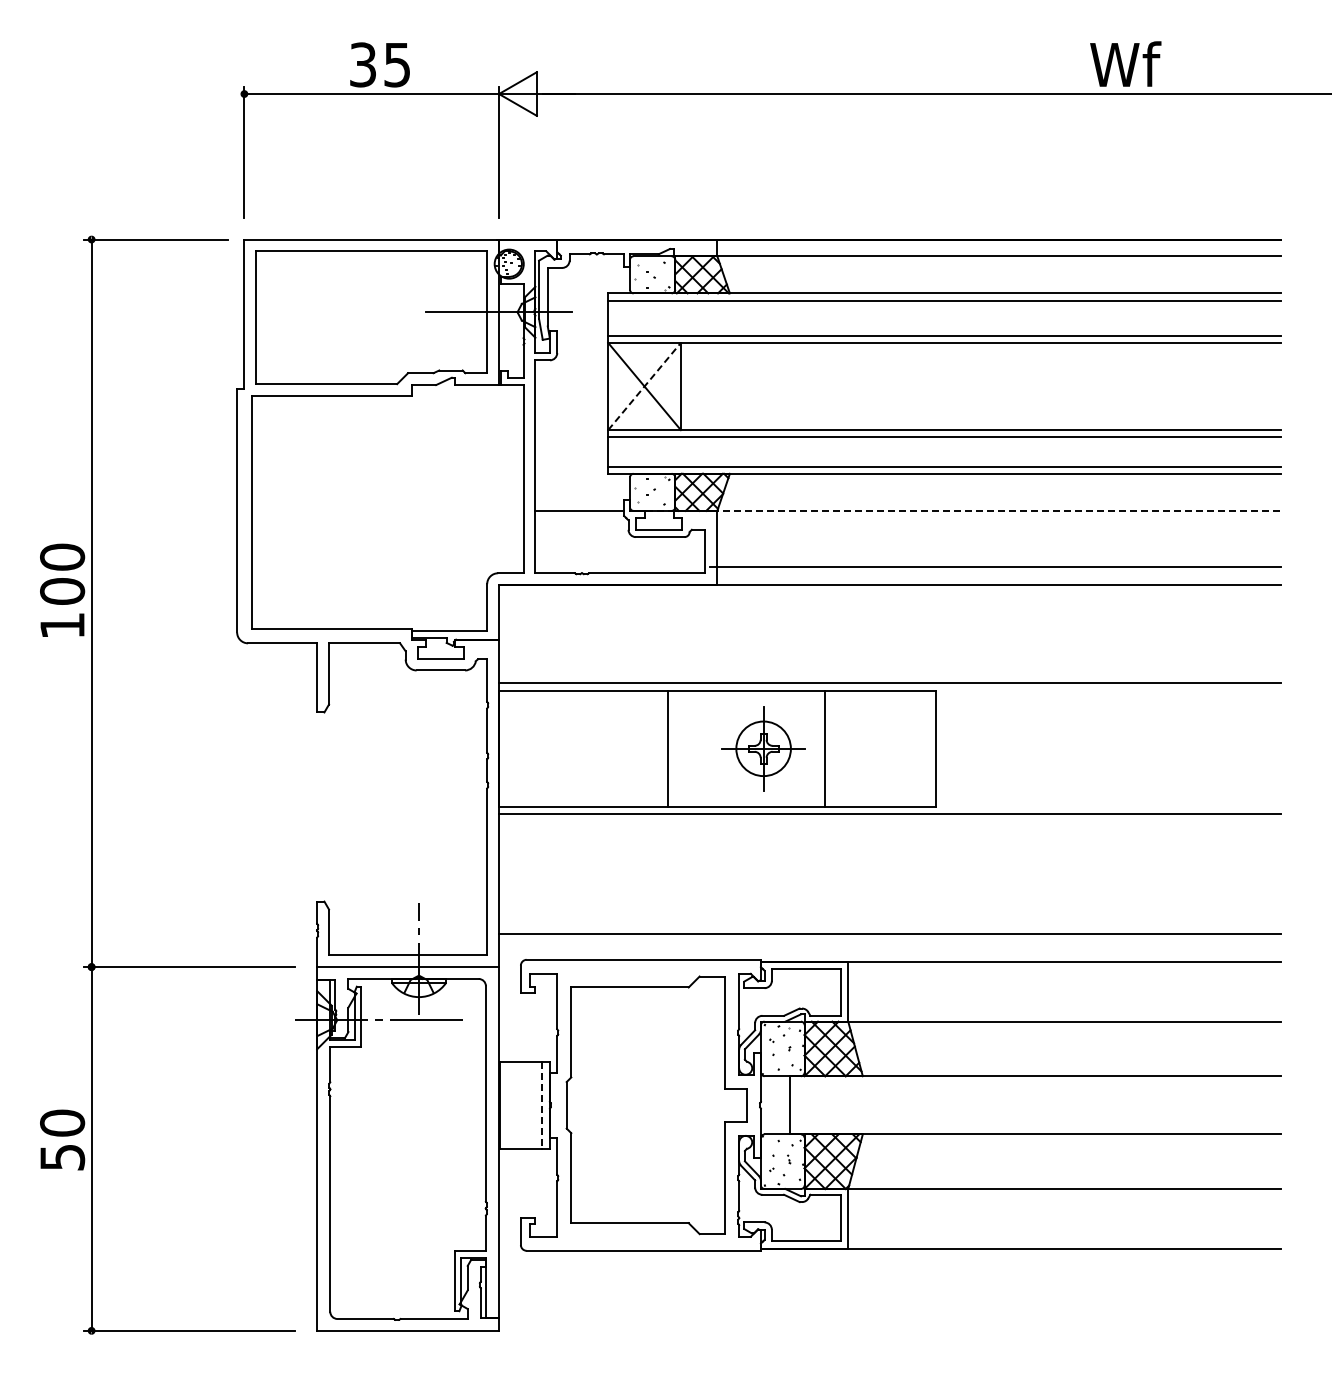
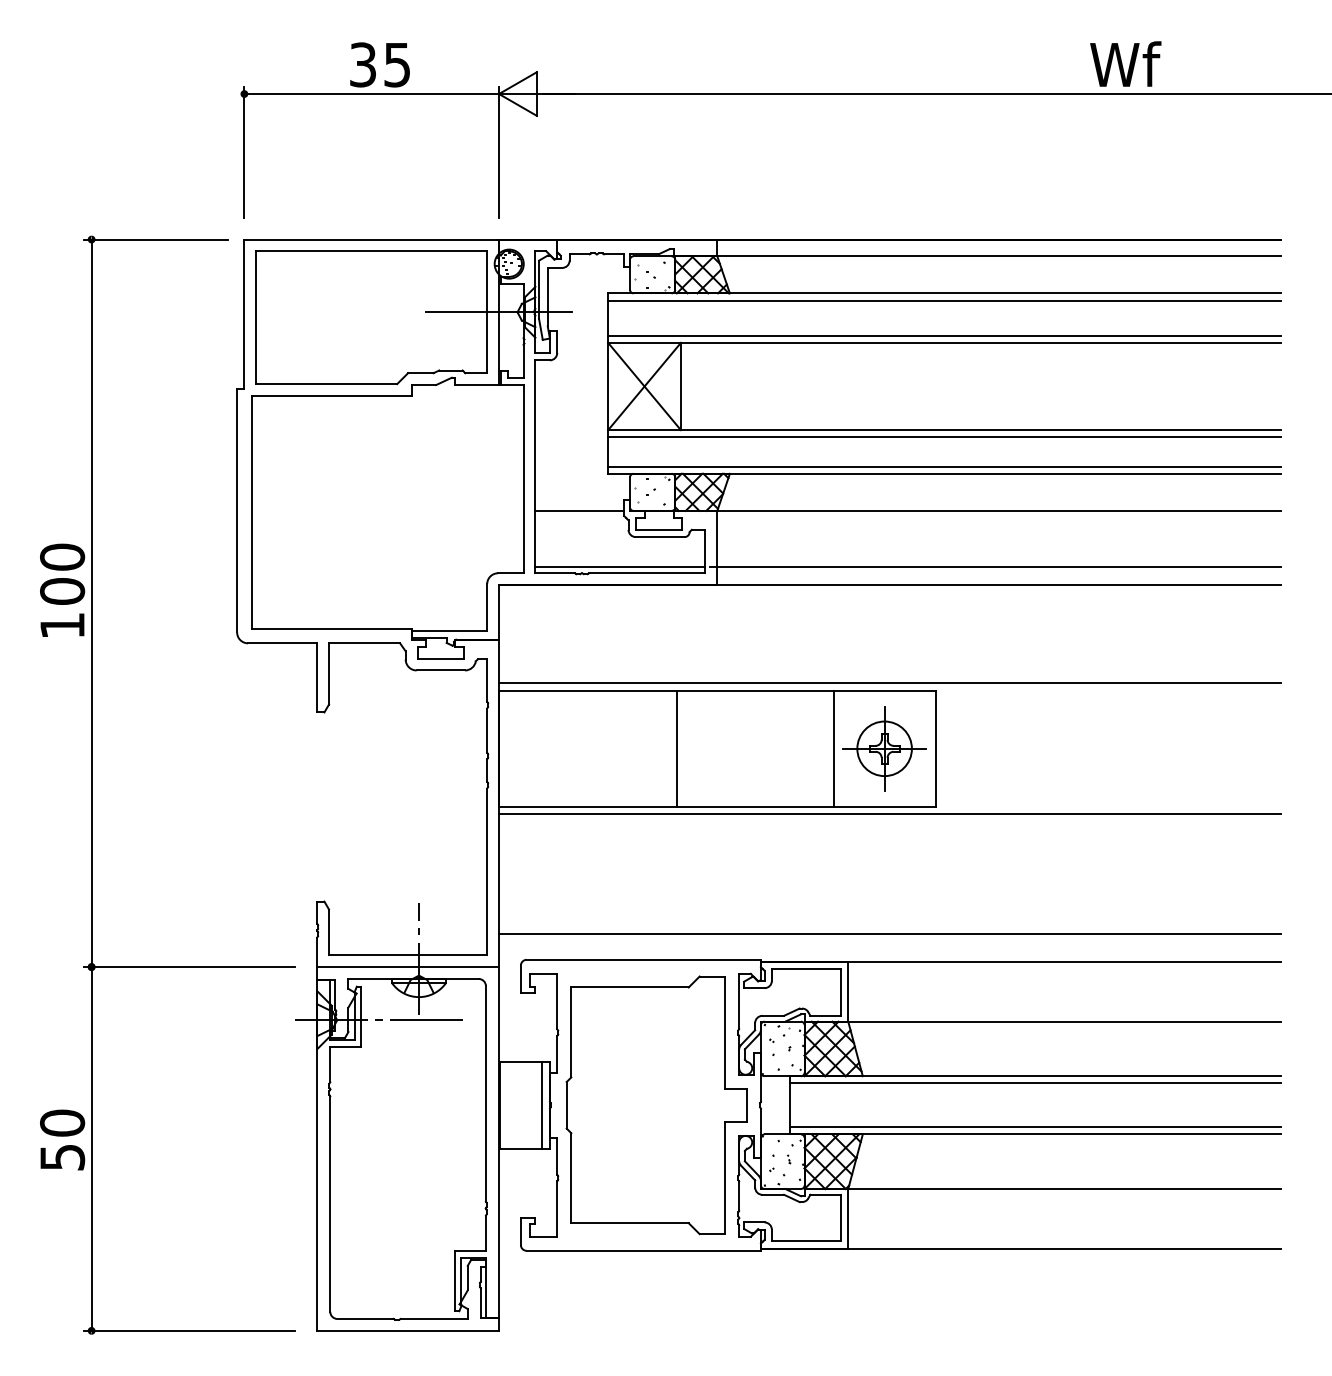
line: dashed -> solid (644, 386)
line: dashed -> solid (958, 510)
line: none -> present (620, 566)
line position: (668, 748) -> (677, 748) (677, 748)
part position: (763, 748) -> (884, 748) (884, 748)
line position: (824, 748) -> (833, 748) (833, 748)
line: none -> present (1035, 1083)
line: dashed -> solid (541, 1105)
line: none -> present (1035, 1127)
